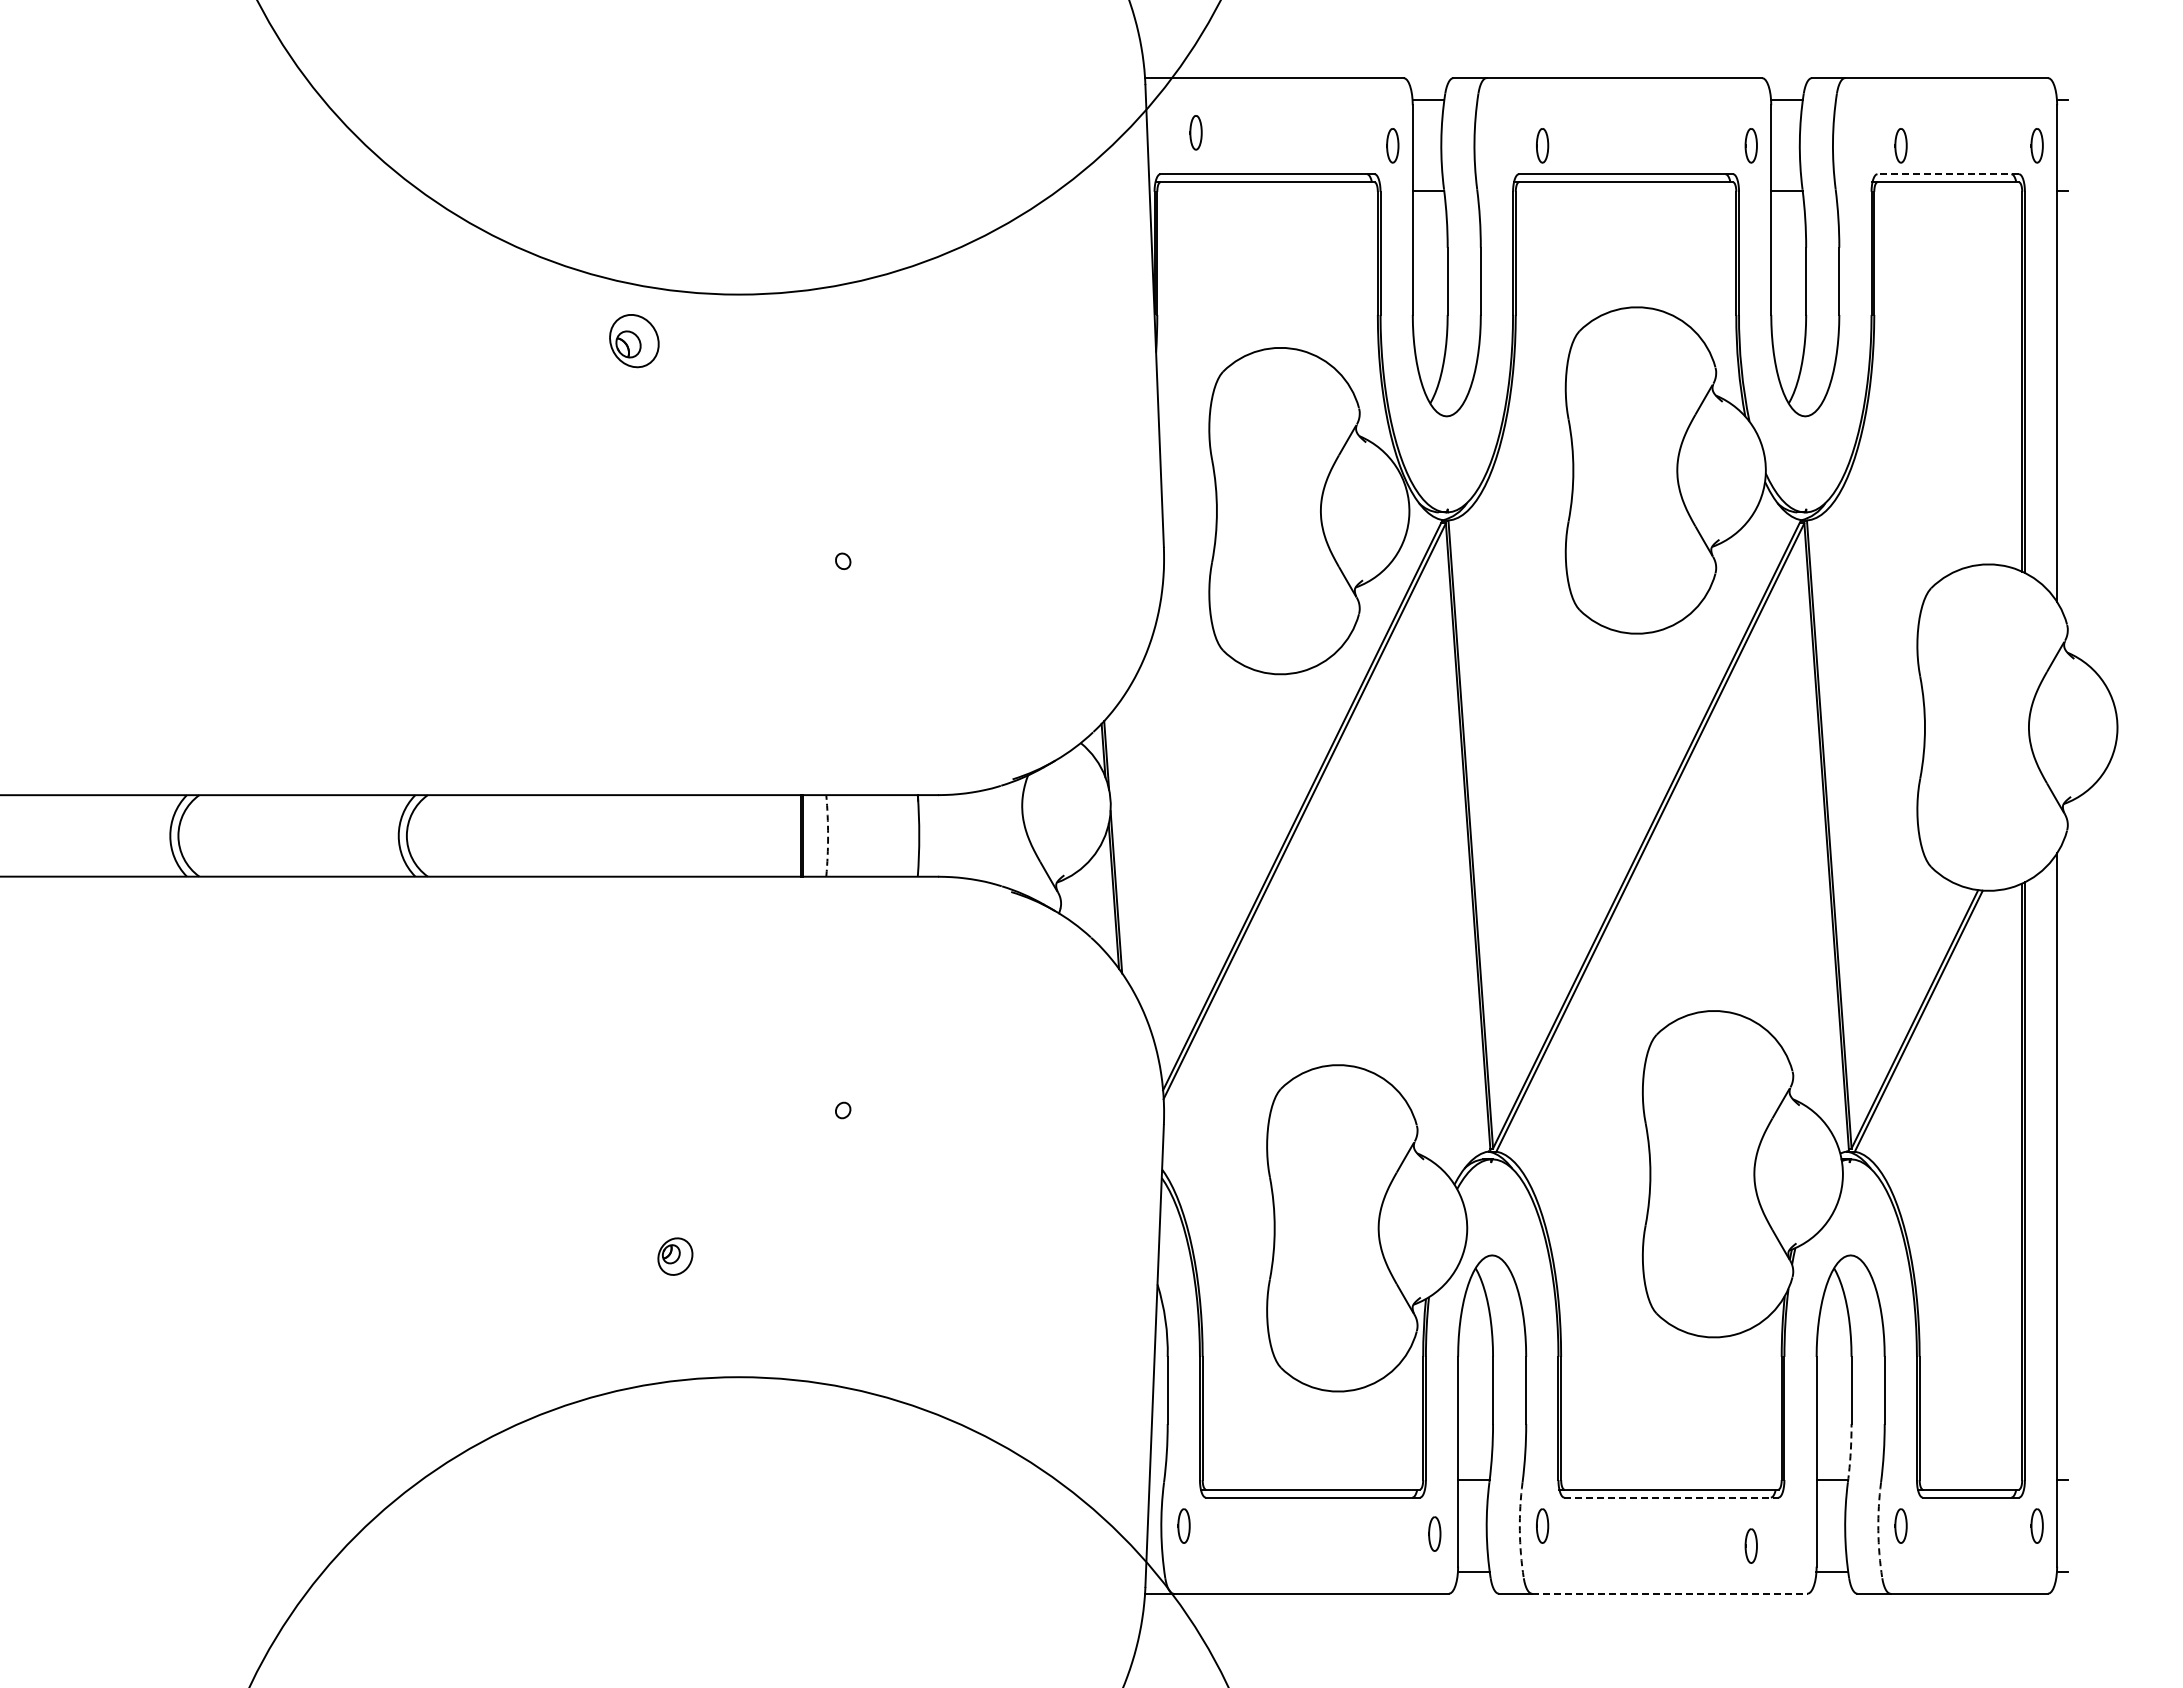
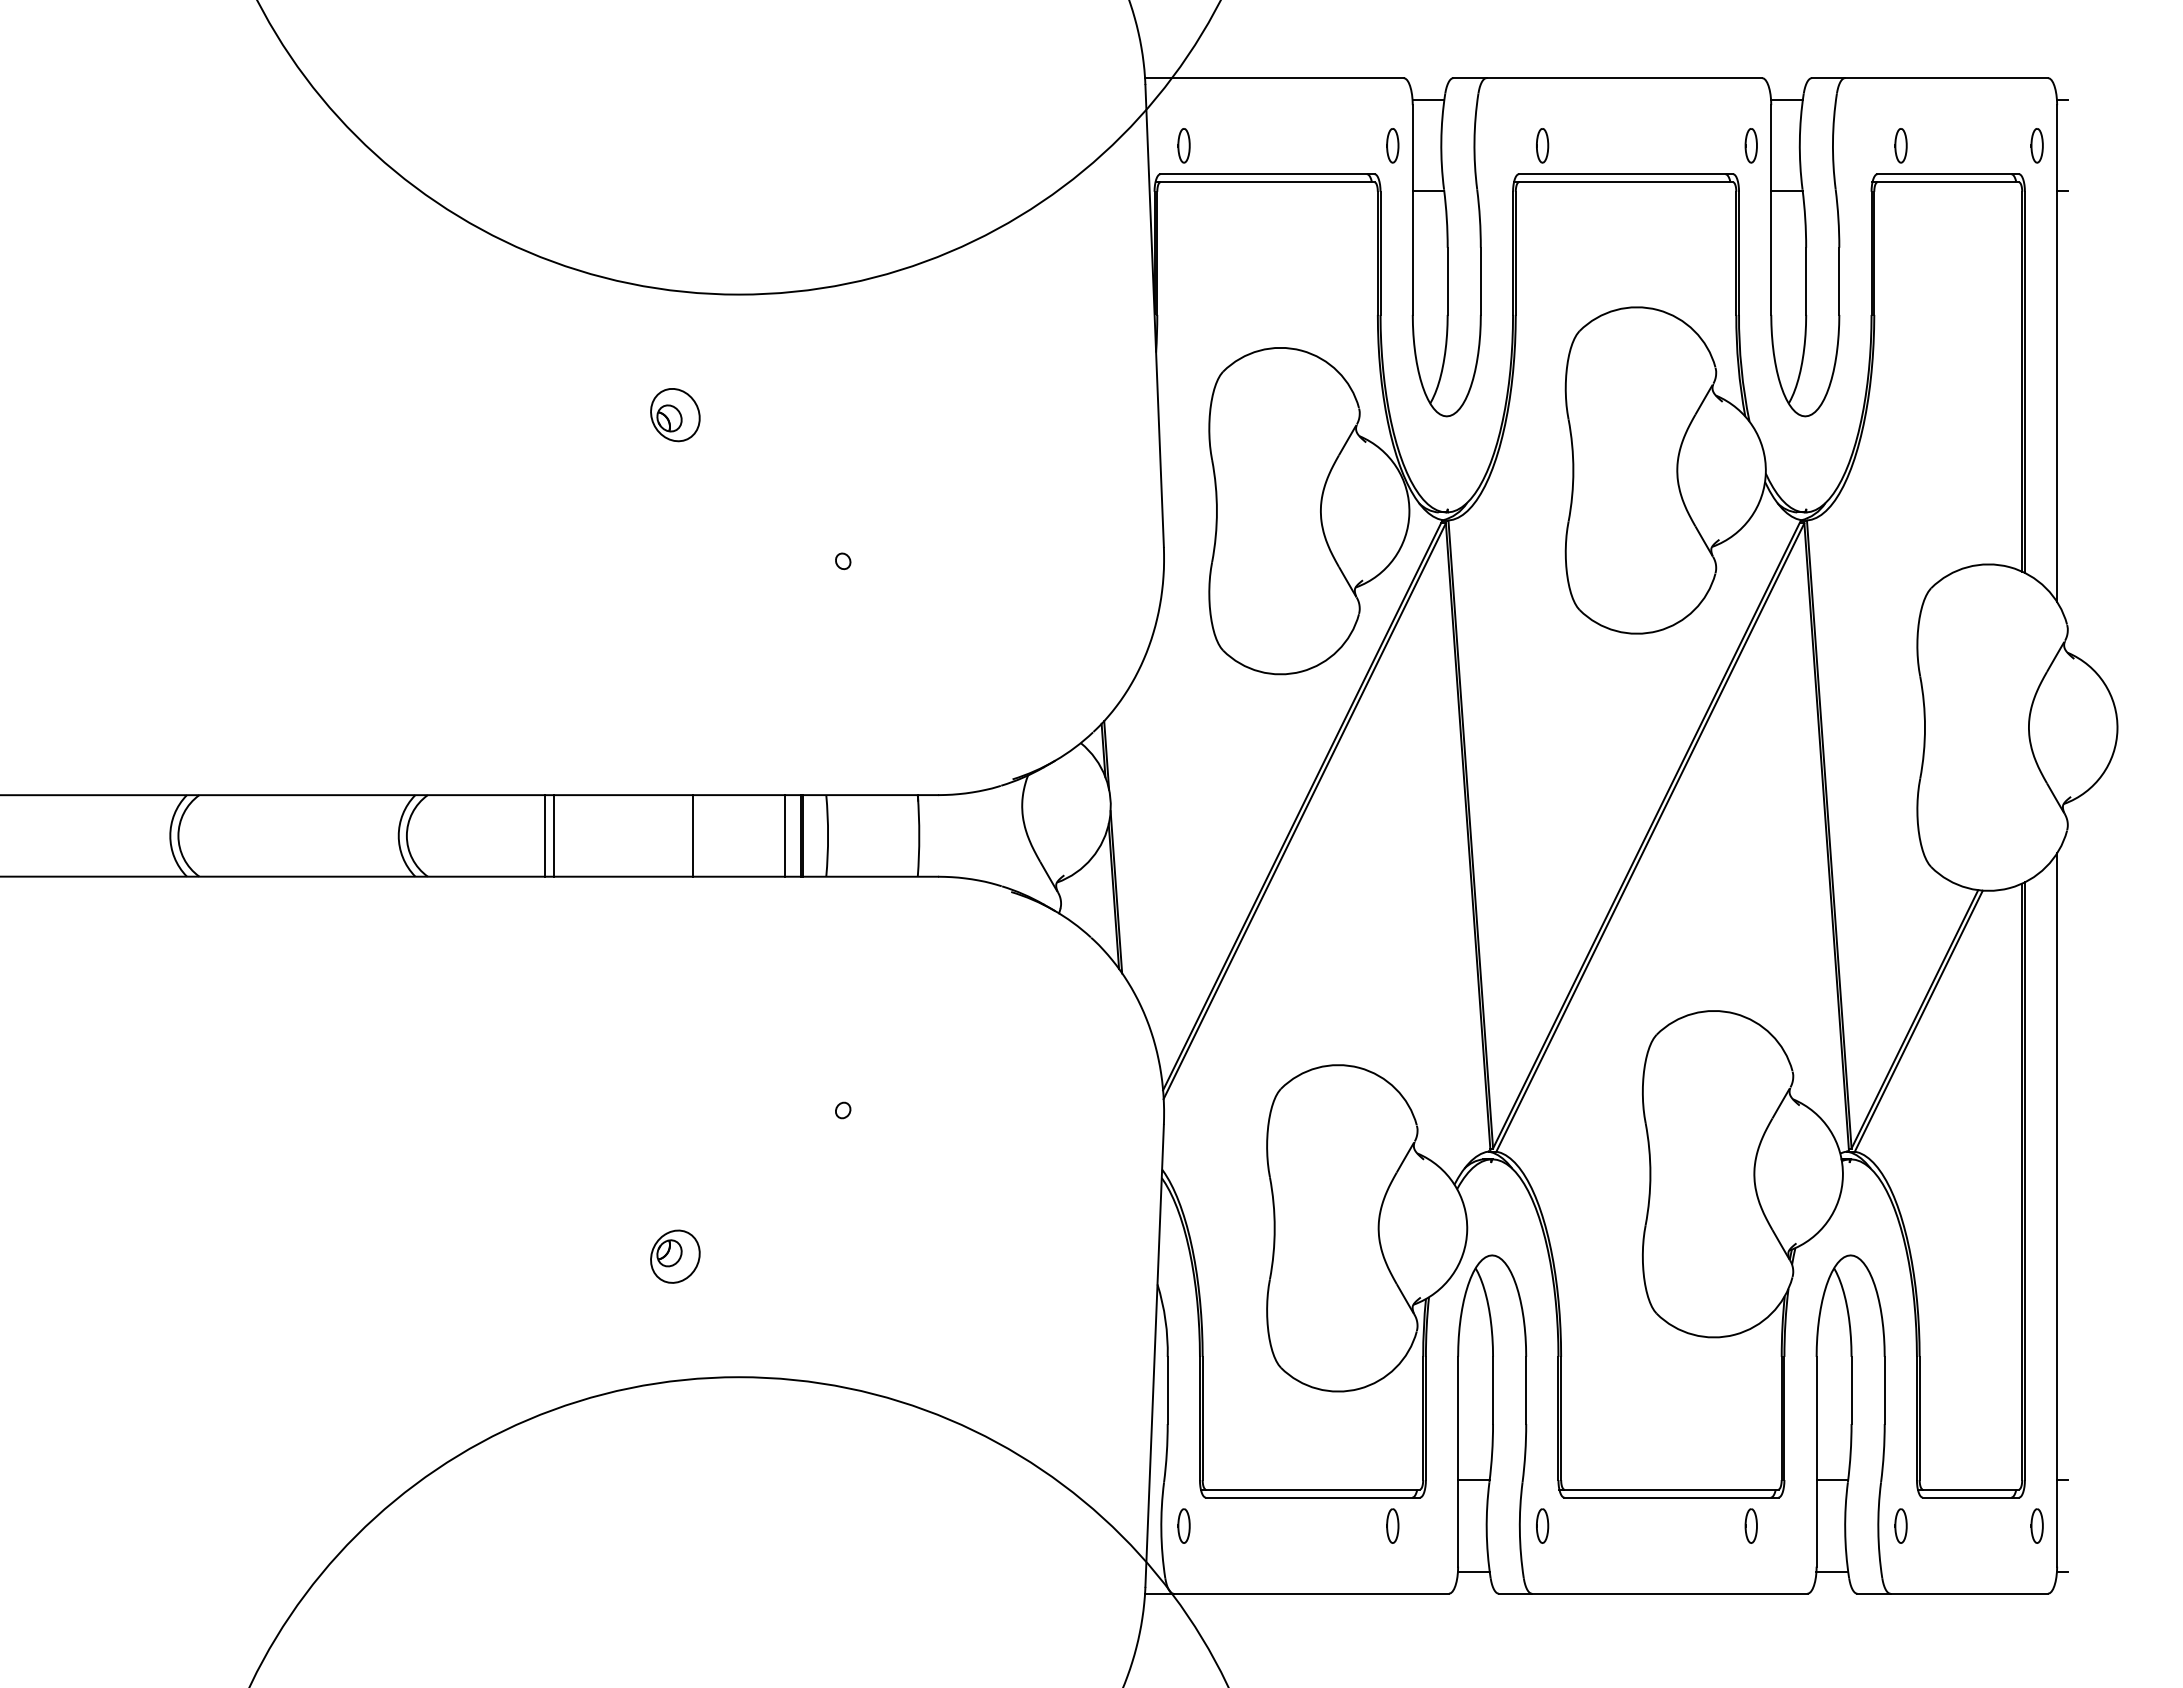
part position: (1195, 132) -> (1183, 145) (1183, 145)
line: dashed -> solid (1948, 174)
part position: (634, 341) -> (675, 415) (675, 415)
line: none -> present (545, 835)
line: none -> present (553, 835)
line: none -> present (693, 835)
line: none -> present (784, 835)
arc: dashed -> solid (828, 835)
part size: 37x39 px -> 51x55 px (675, 1256)
arc: dashed -> solid (1850, 1453)
line: dashed -> solid (1671, 1497)
arc: dashed -> solid (1519, 1530)
arc: dashed -> solid (1878, 1530)
part position: (1434, 1533) -> (1392, 1525) (1392, 1525)
part position: (1750, 1545) -> (1750, 1525) (1750, 1525)
line: dashed -> solid (1669, 1593)
